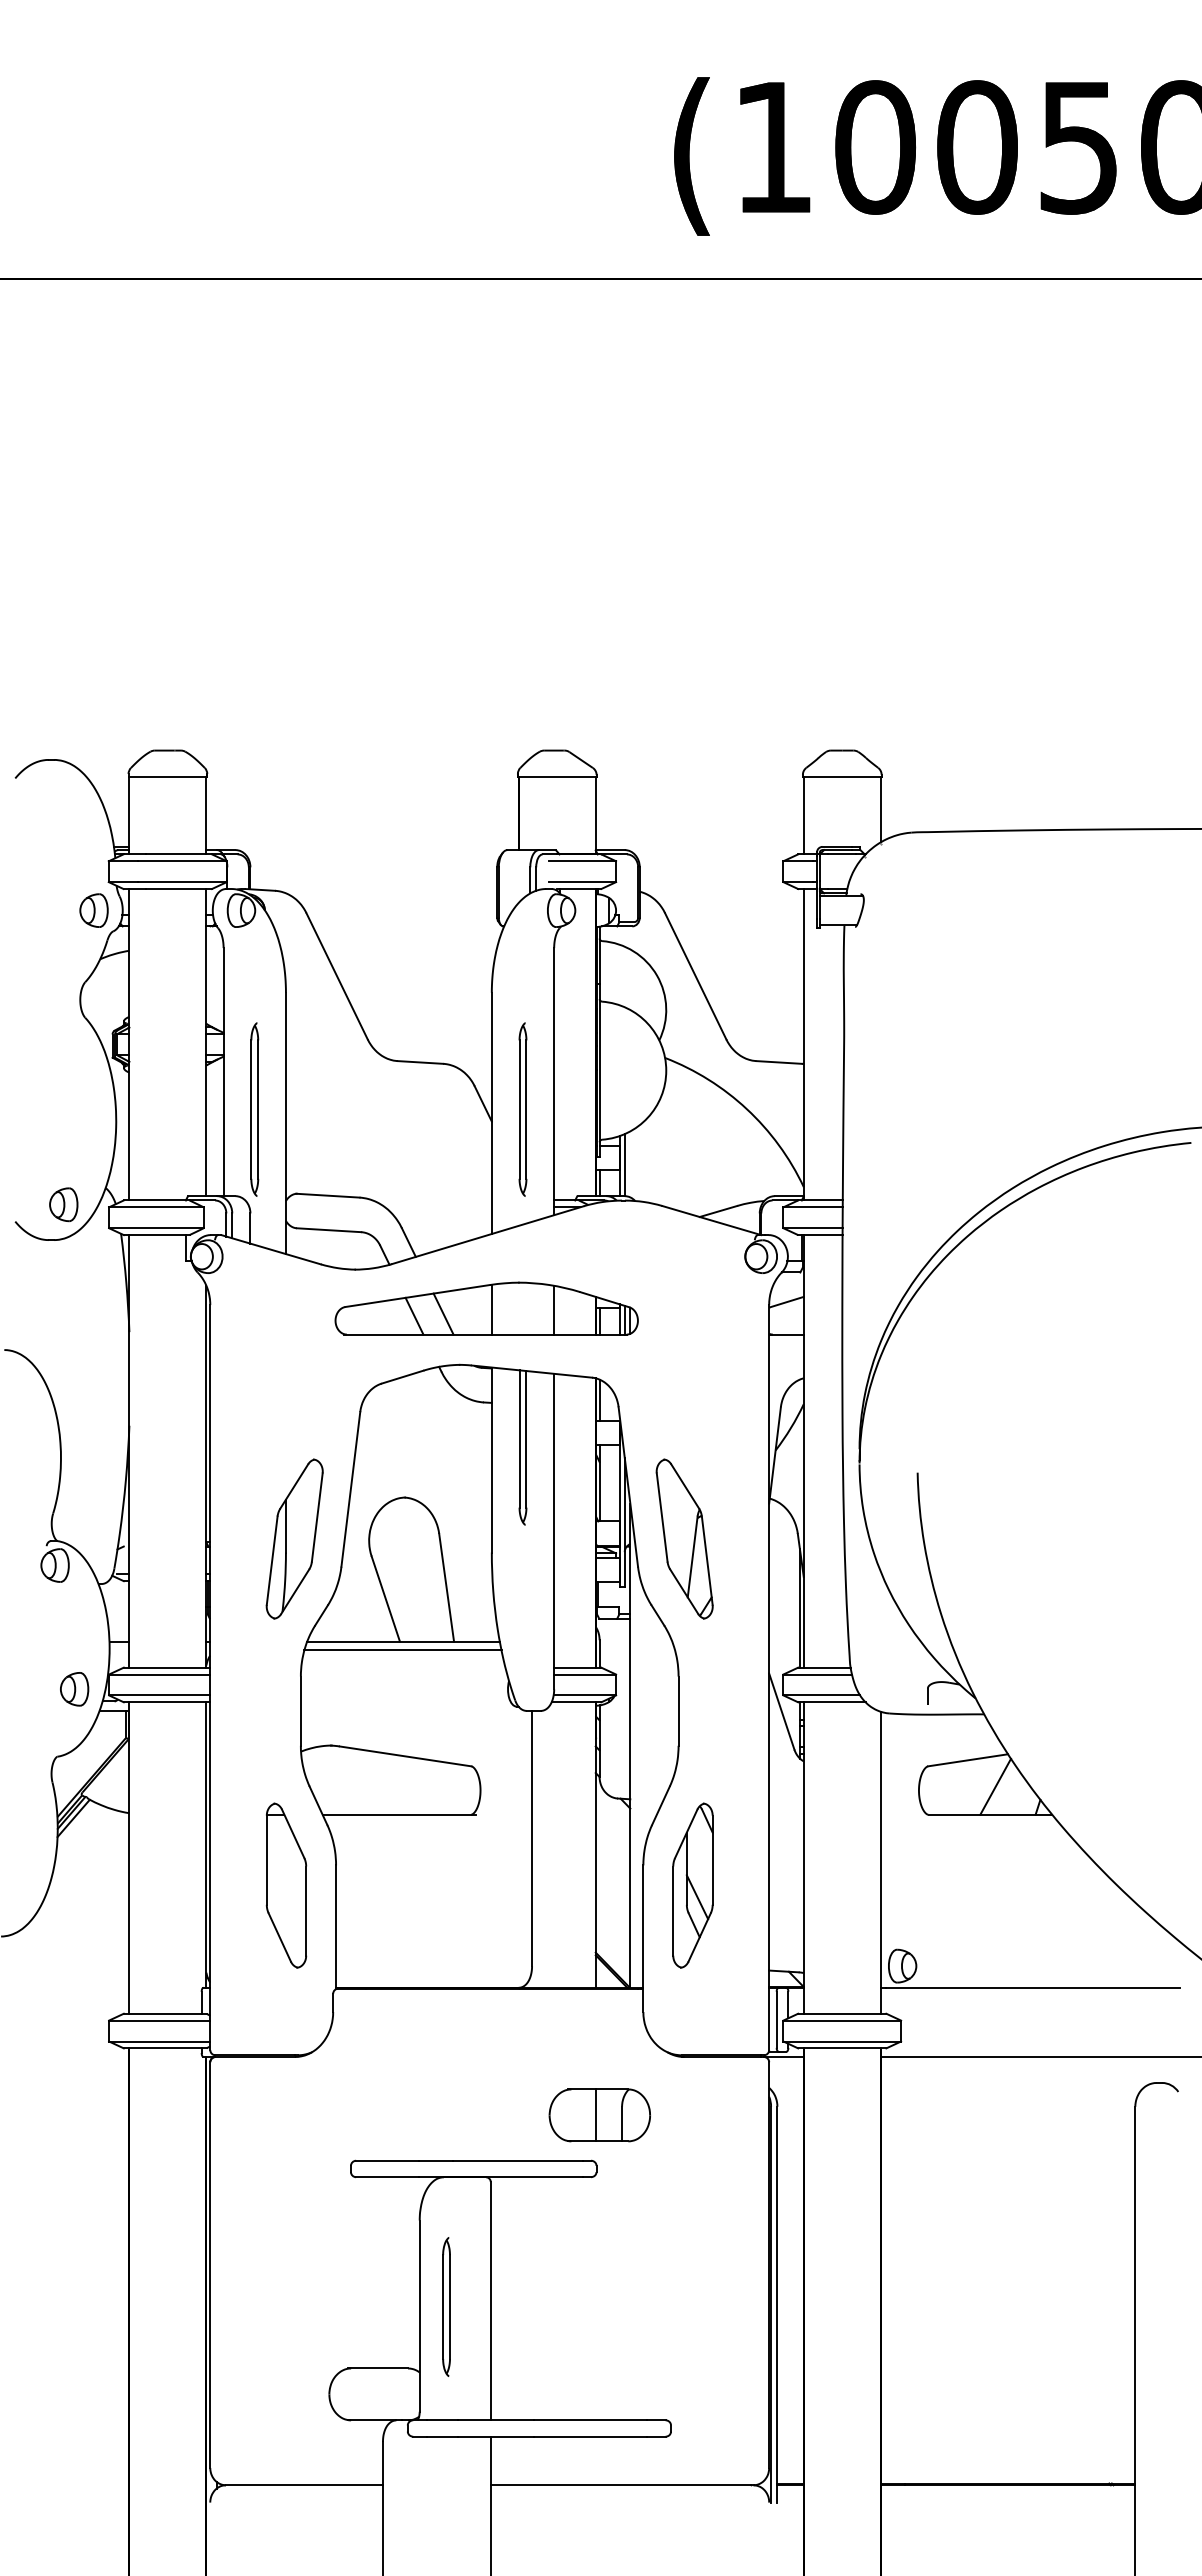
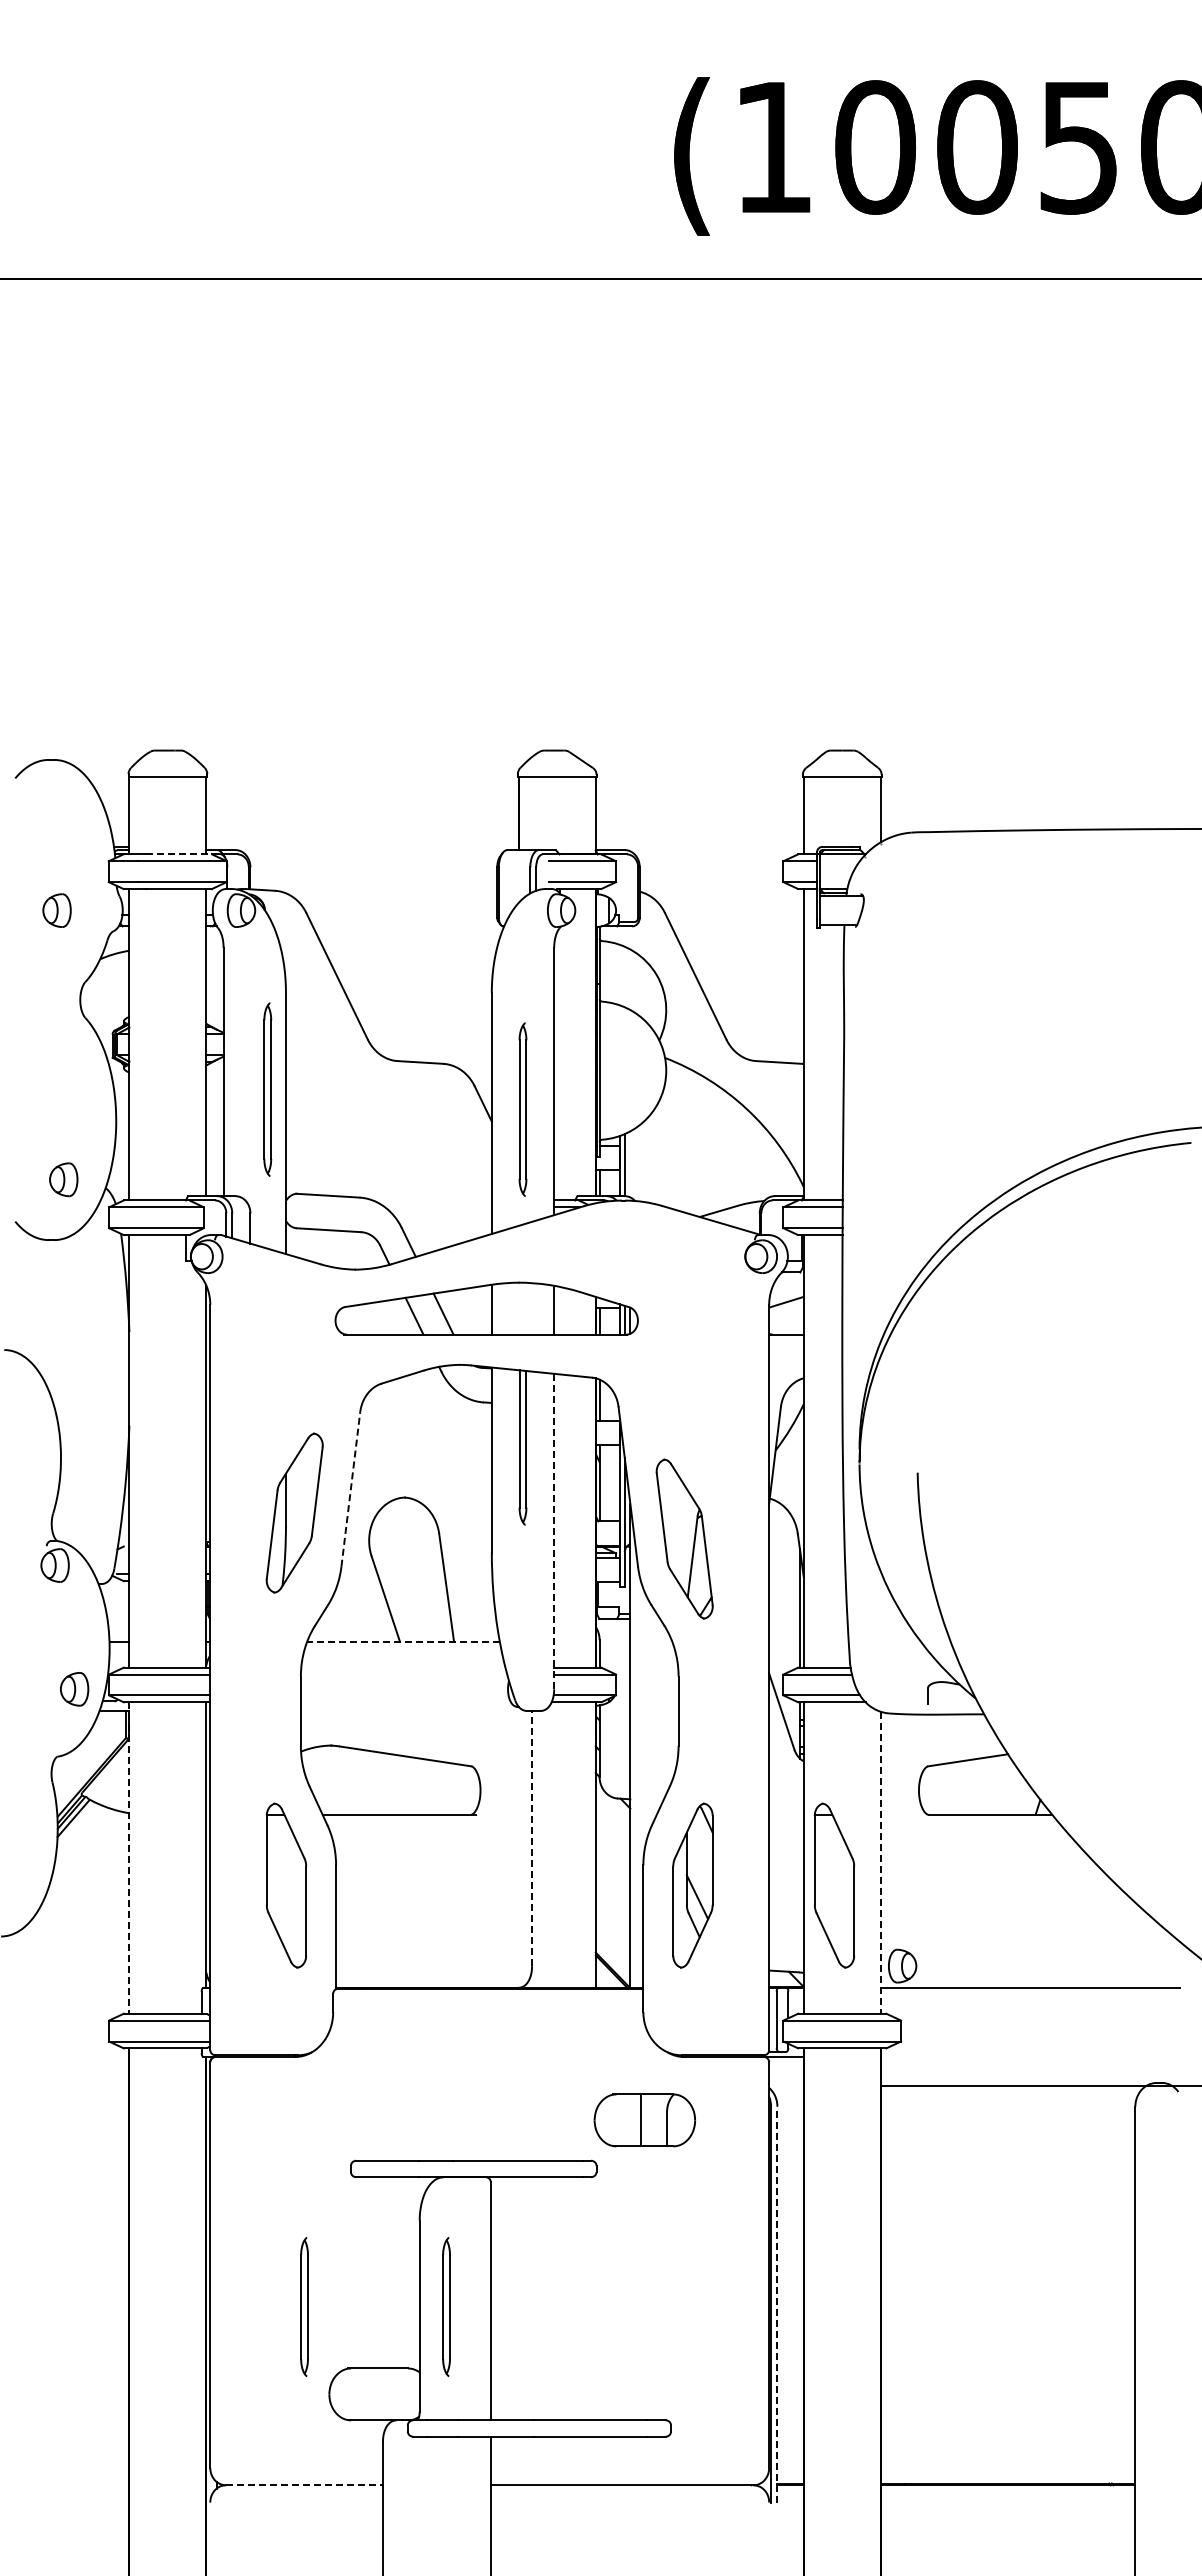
line: solid -> dashed (179, 854)
part position: (93, 910) -> (56, 910) (56, 910)
part position: (254, 1109) -> (267, 1089) (267, 1089)
part position: (63, 1204) -> (63, 1179) (63, 1179)
line: solid -> dashed (350, 1489)
line: solid -> dashed (554, 1531)
part position: (294, 1538) -> (294, 1512) (294, 1512)
line: solid -> dashed (403, 1641)
line: present -> none (402, 1650)
line: present -> none (995, 1786)
line: solid -> dashed (532, 1838)
line: solid -> dashed (129, 1858)
line: solid -> dashed (880, 1862)
part: none -> present (834, 1885)
line position: (1039, 2057) -> (1039, 2086) (1039, 2086)
part position: (599, 2115) -> (644, 2120) (644, 2120)
line: solid -> dashed (777, 2304)
part: none -> present (304, 2306)
line: solid -> dashed (304, 2485)
